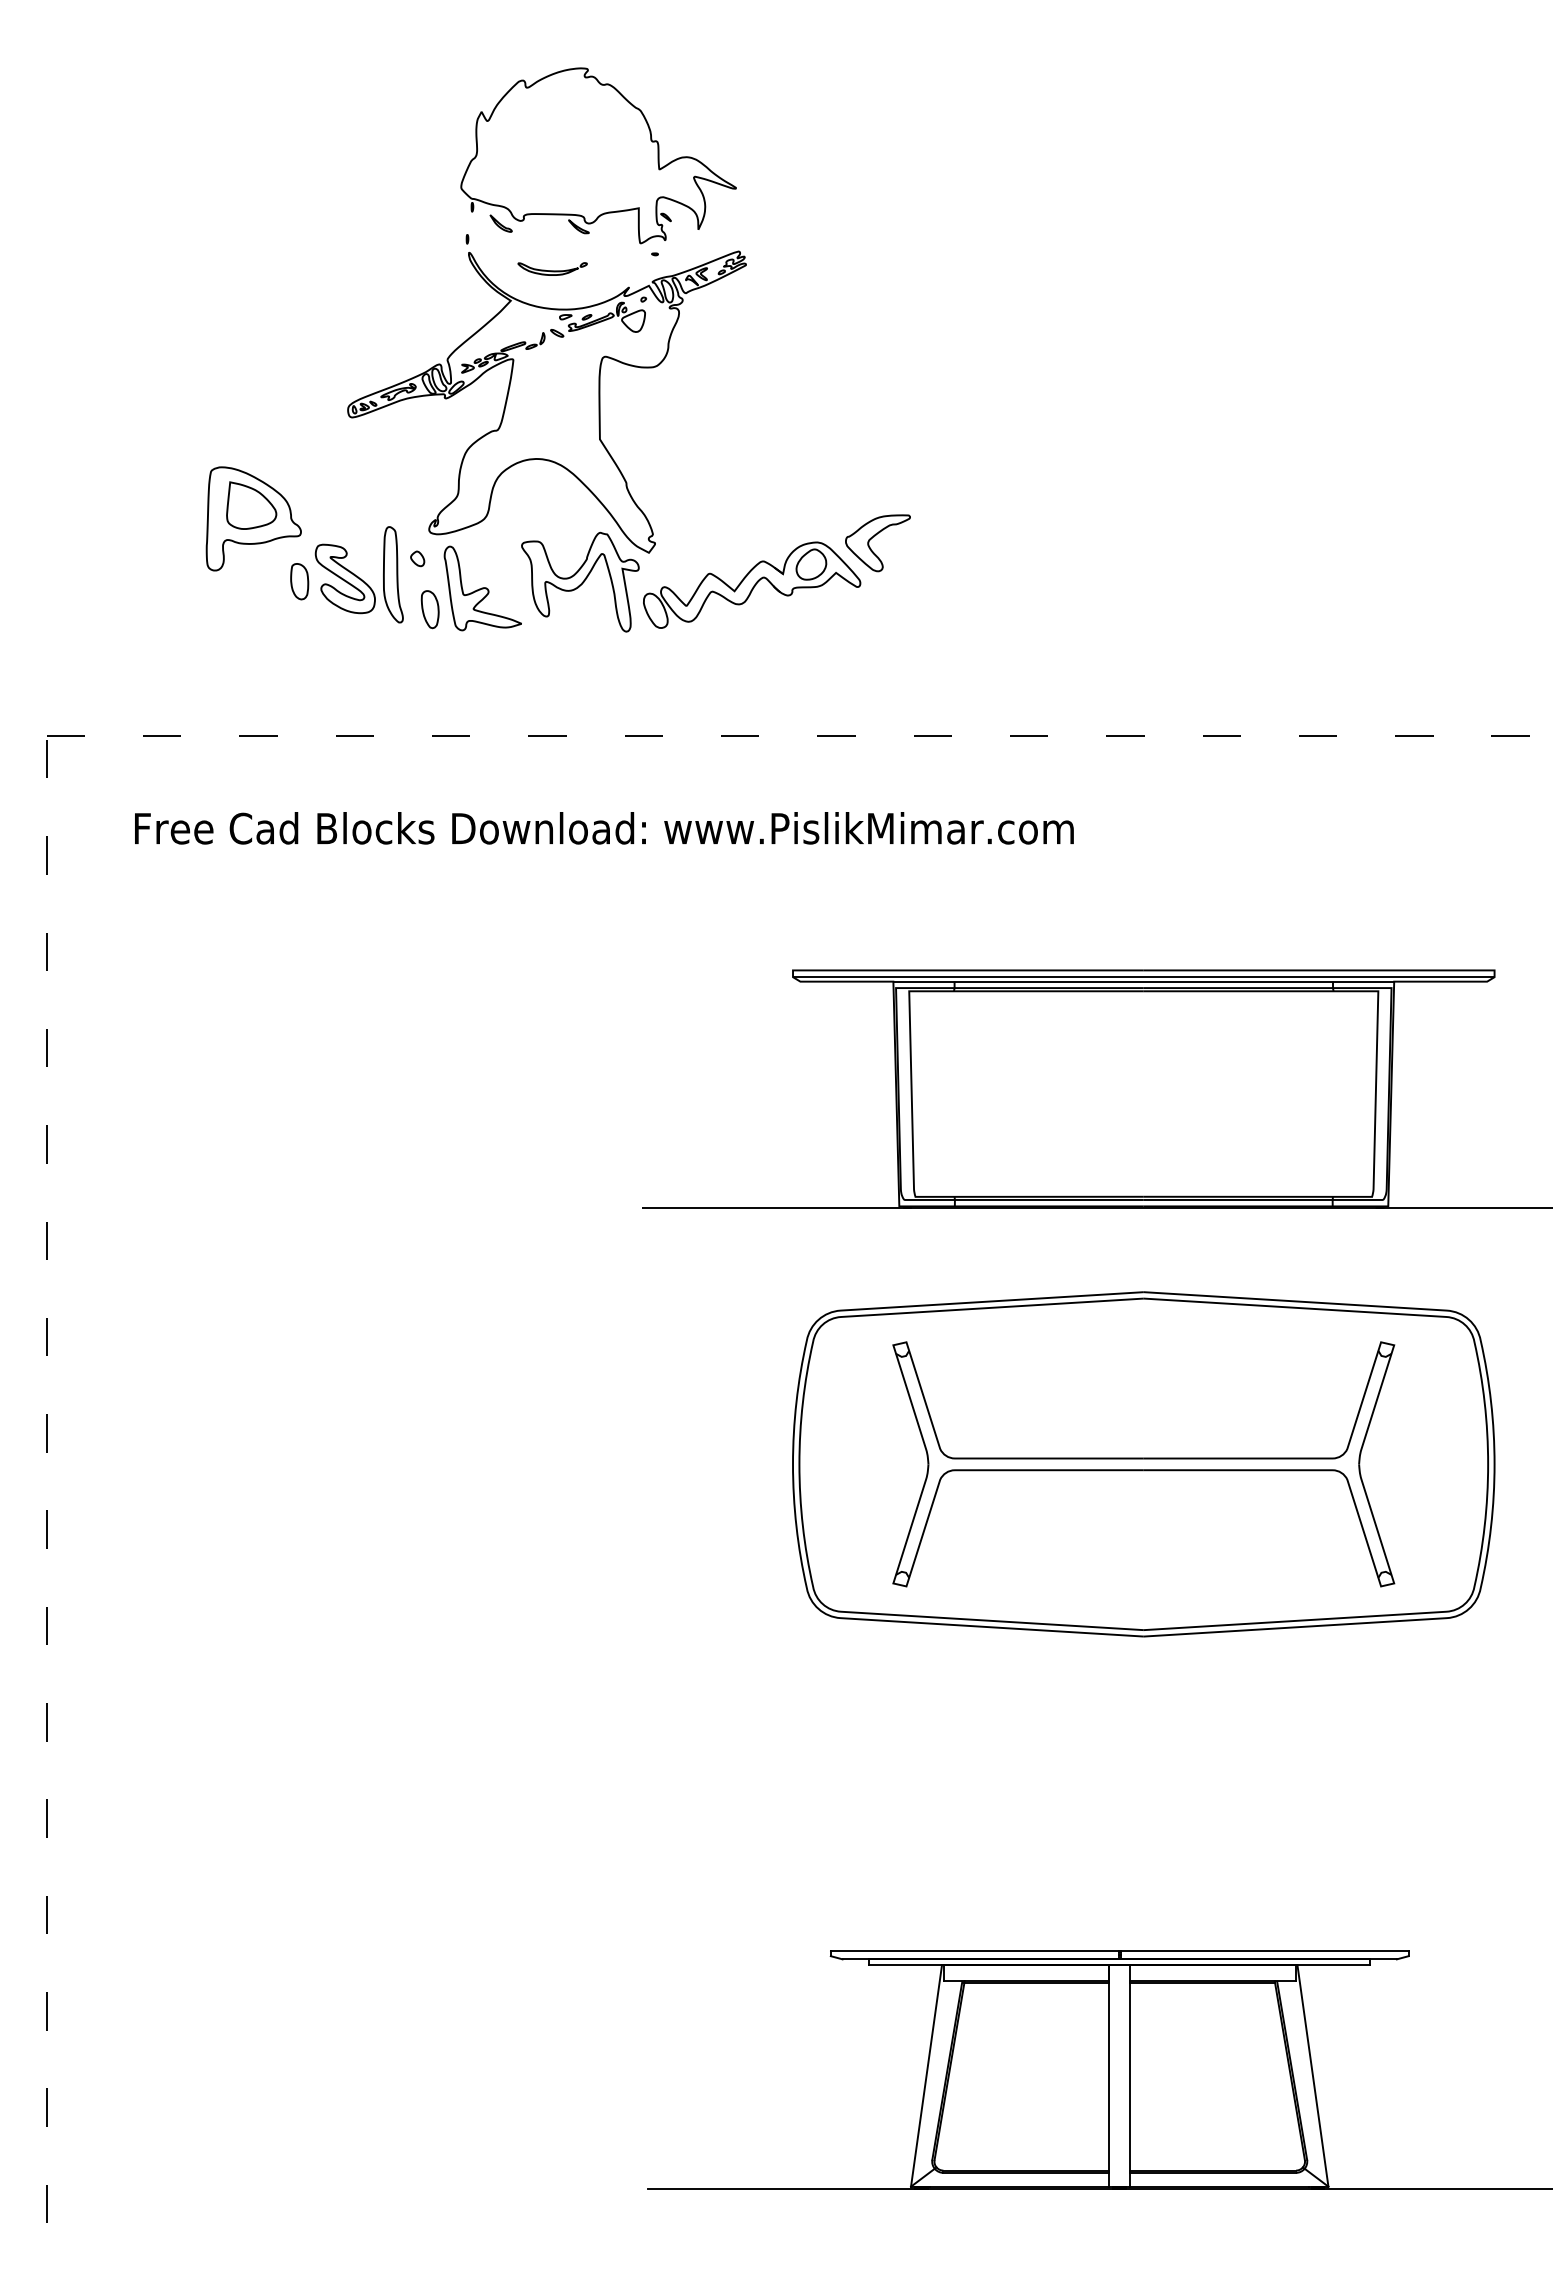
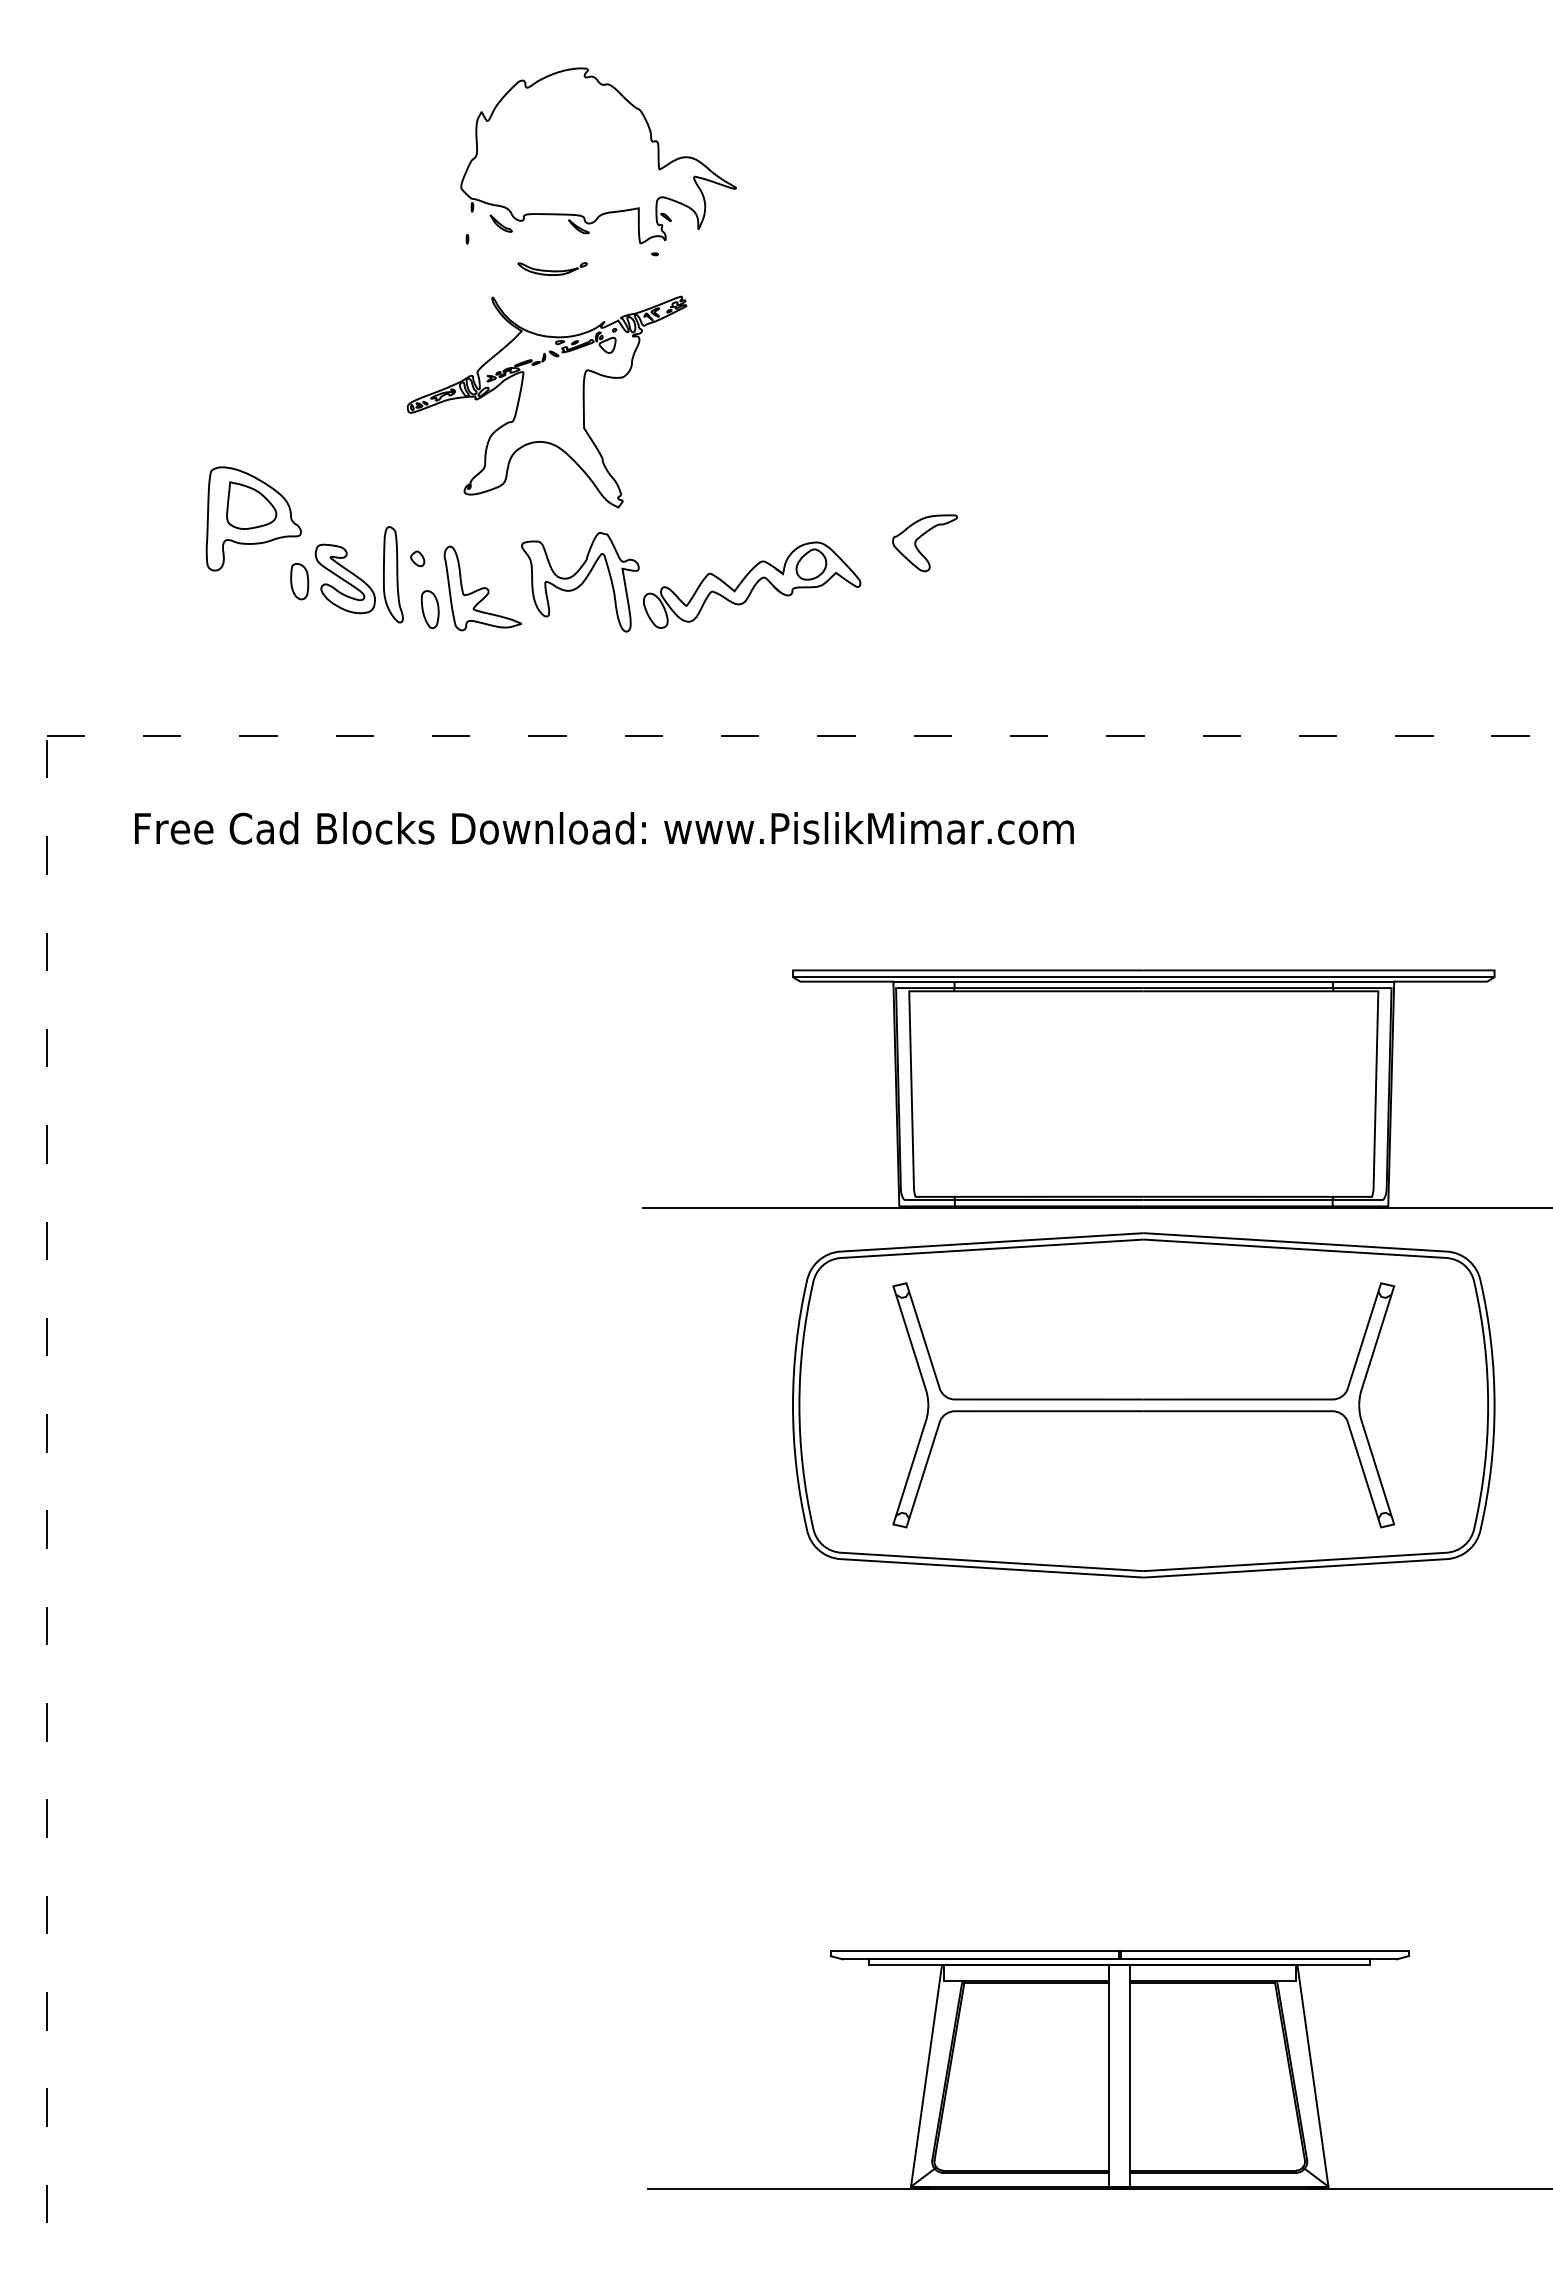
part size: 400x304 px -> 282x214 px (546, 401)
part position: (872, 538) -> (919, 538) (919, 538)
part position: (1143, 1464) -> (1143, 1405) (1143, 1405)
